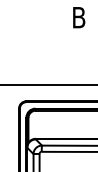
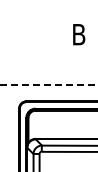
text position: (79, 17) -> (79, 34) (79, 34)
line: solid -> dashed (49, 84)
